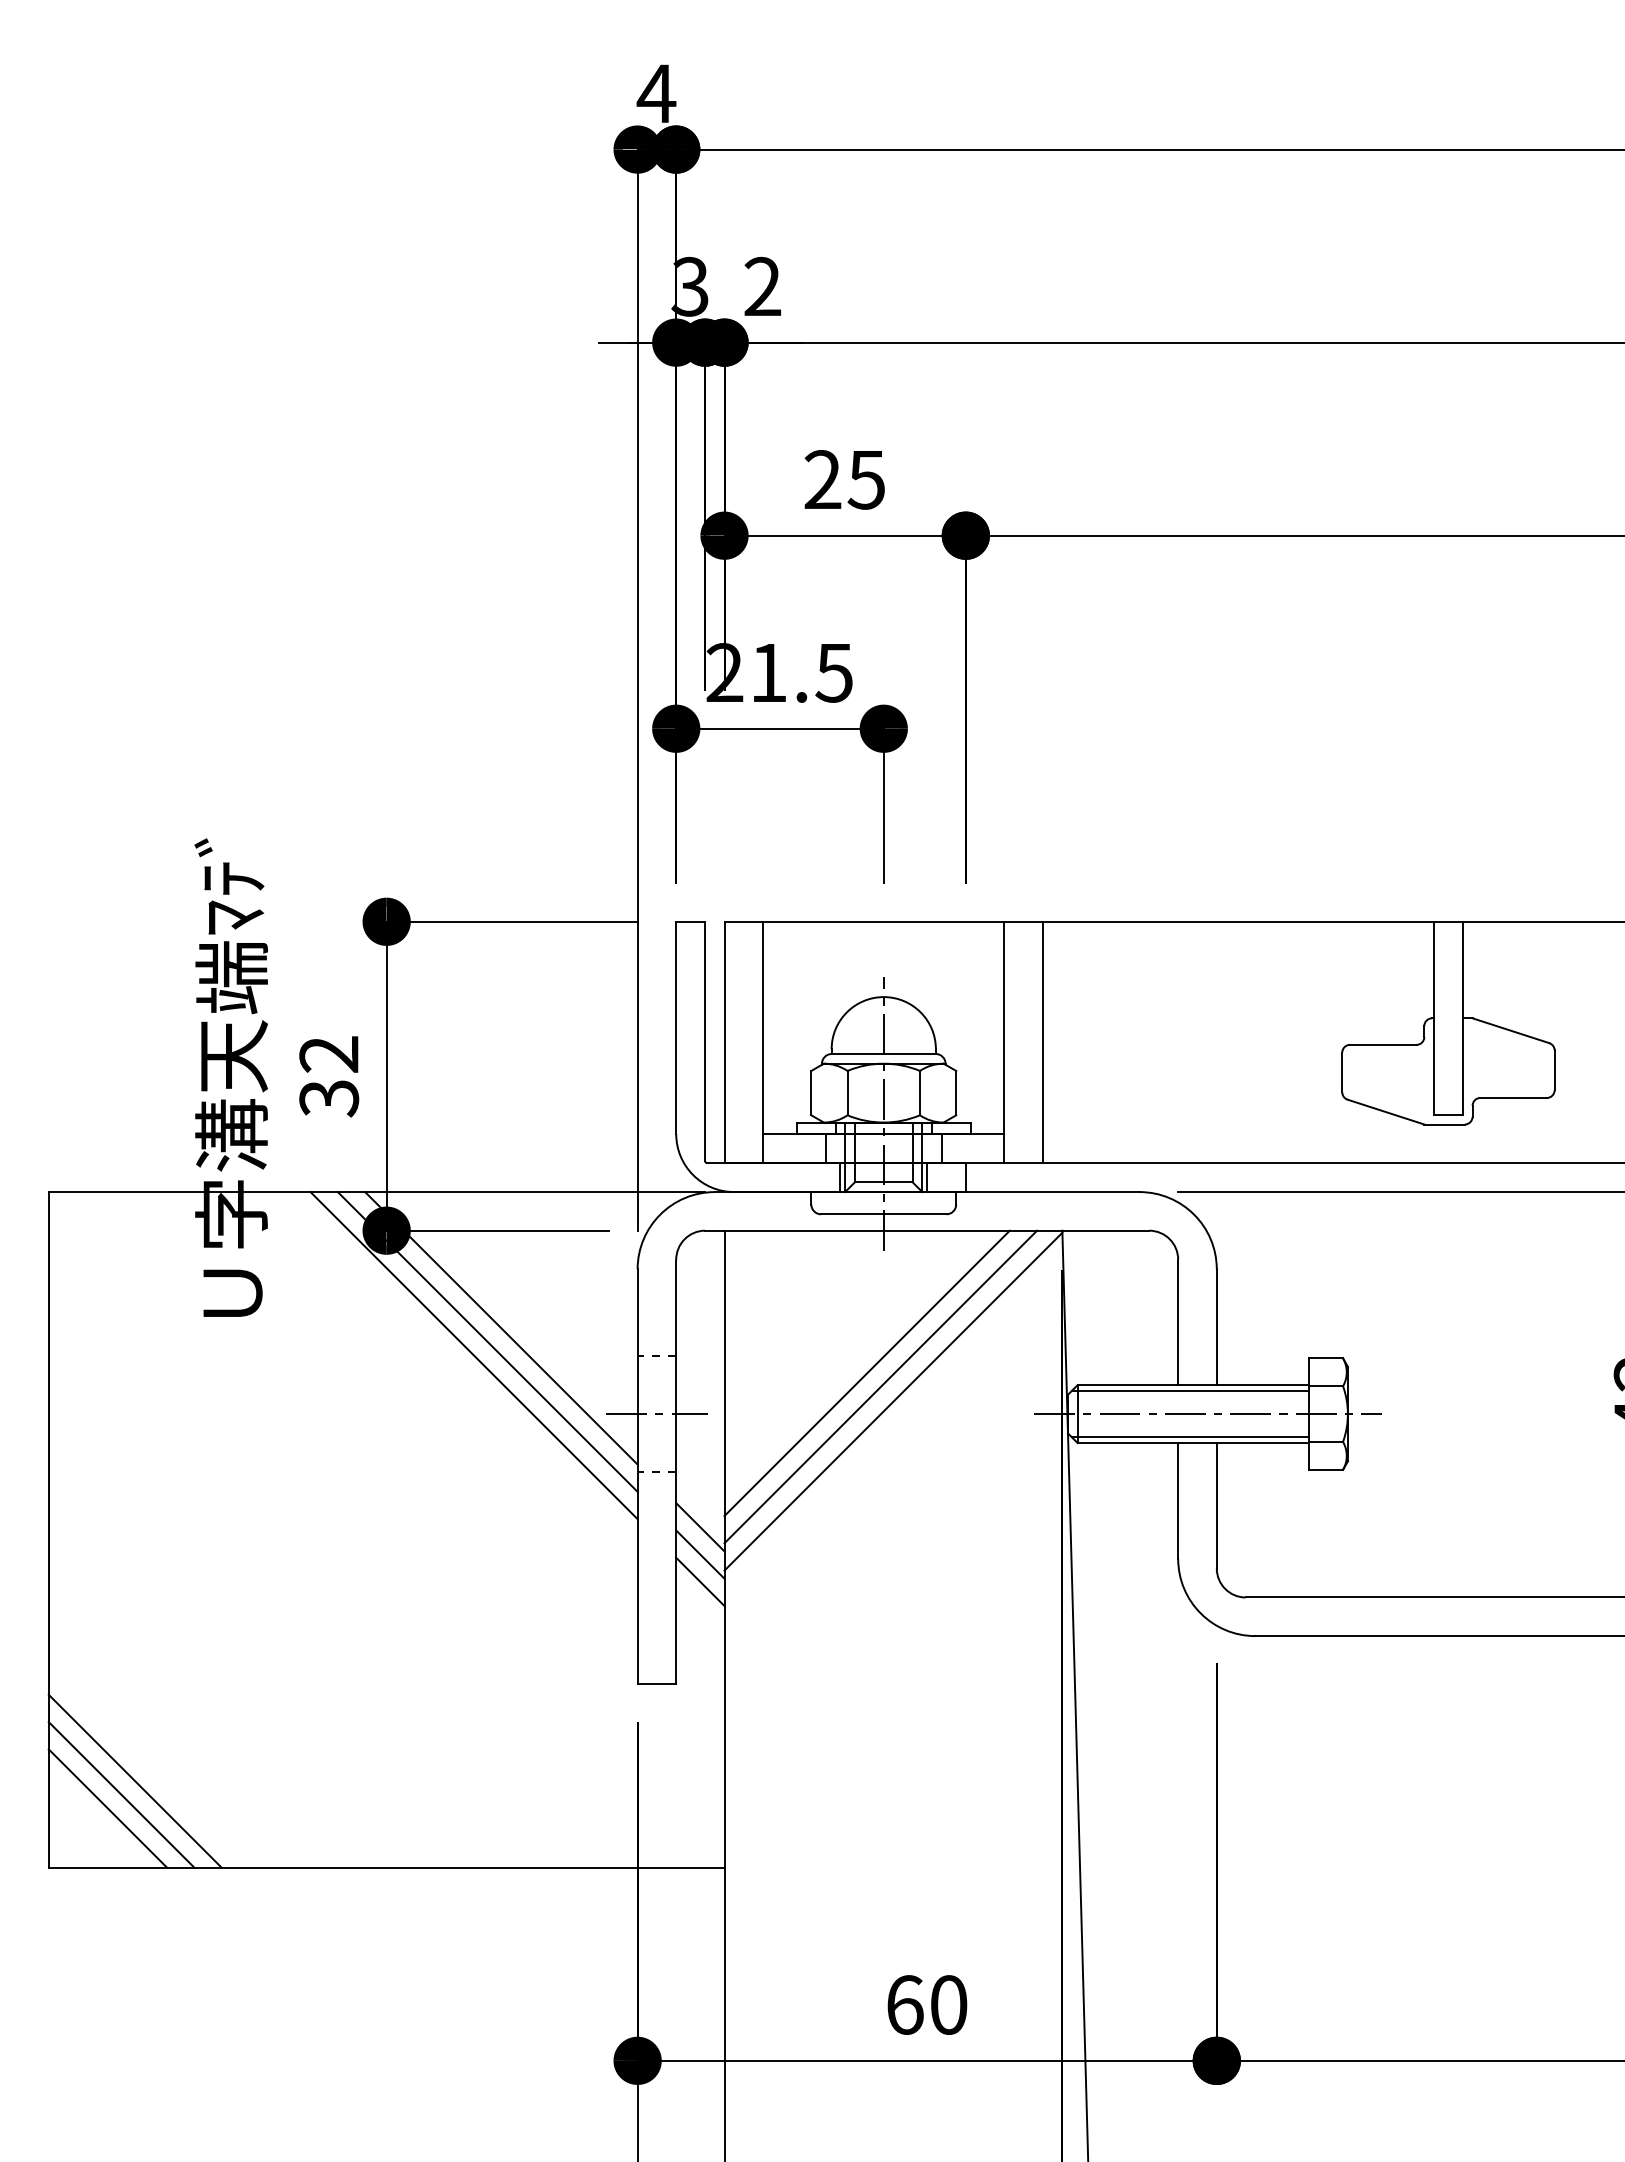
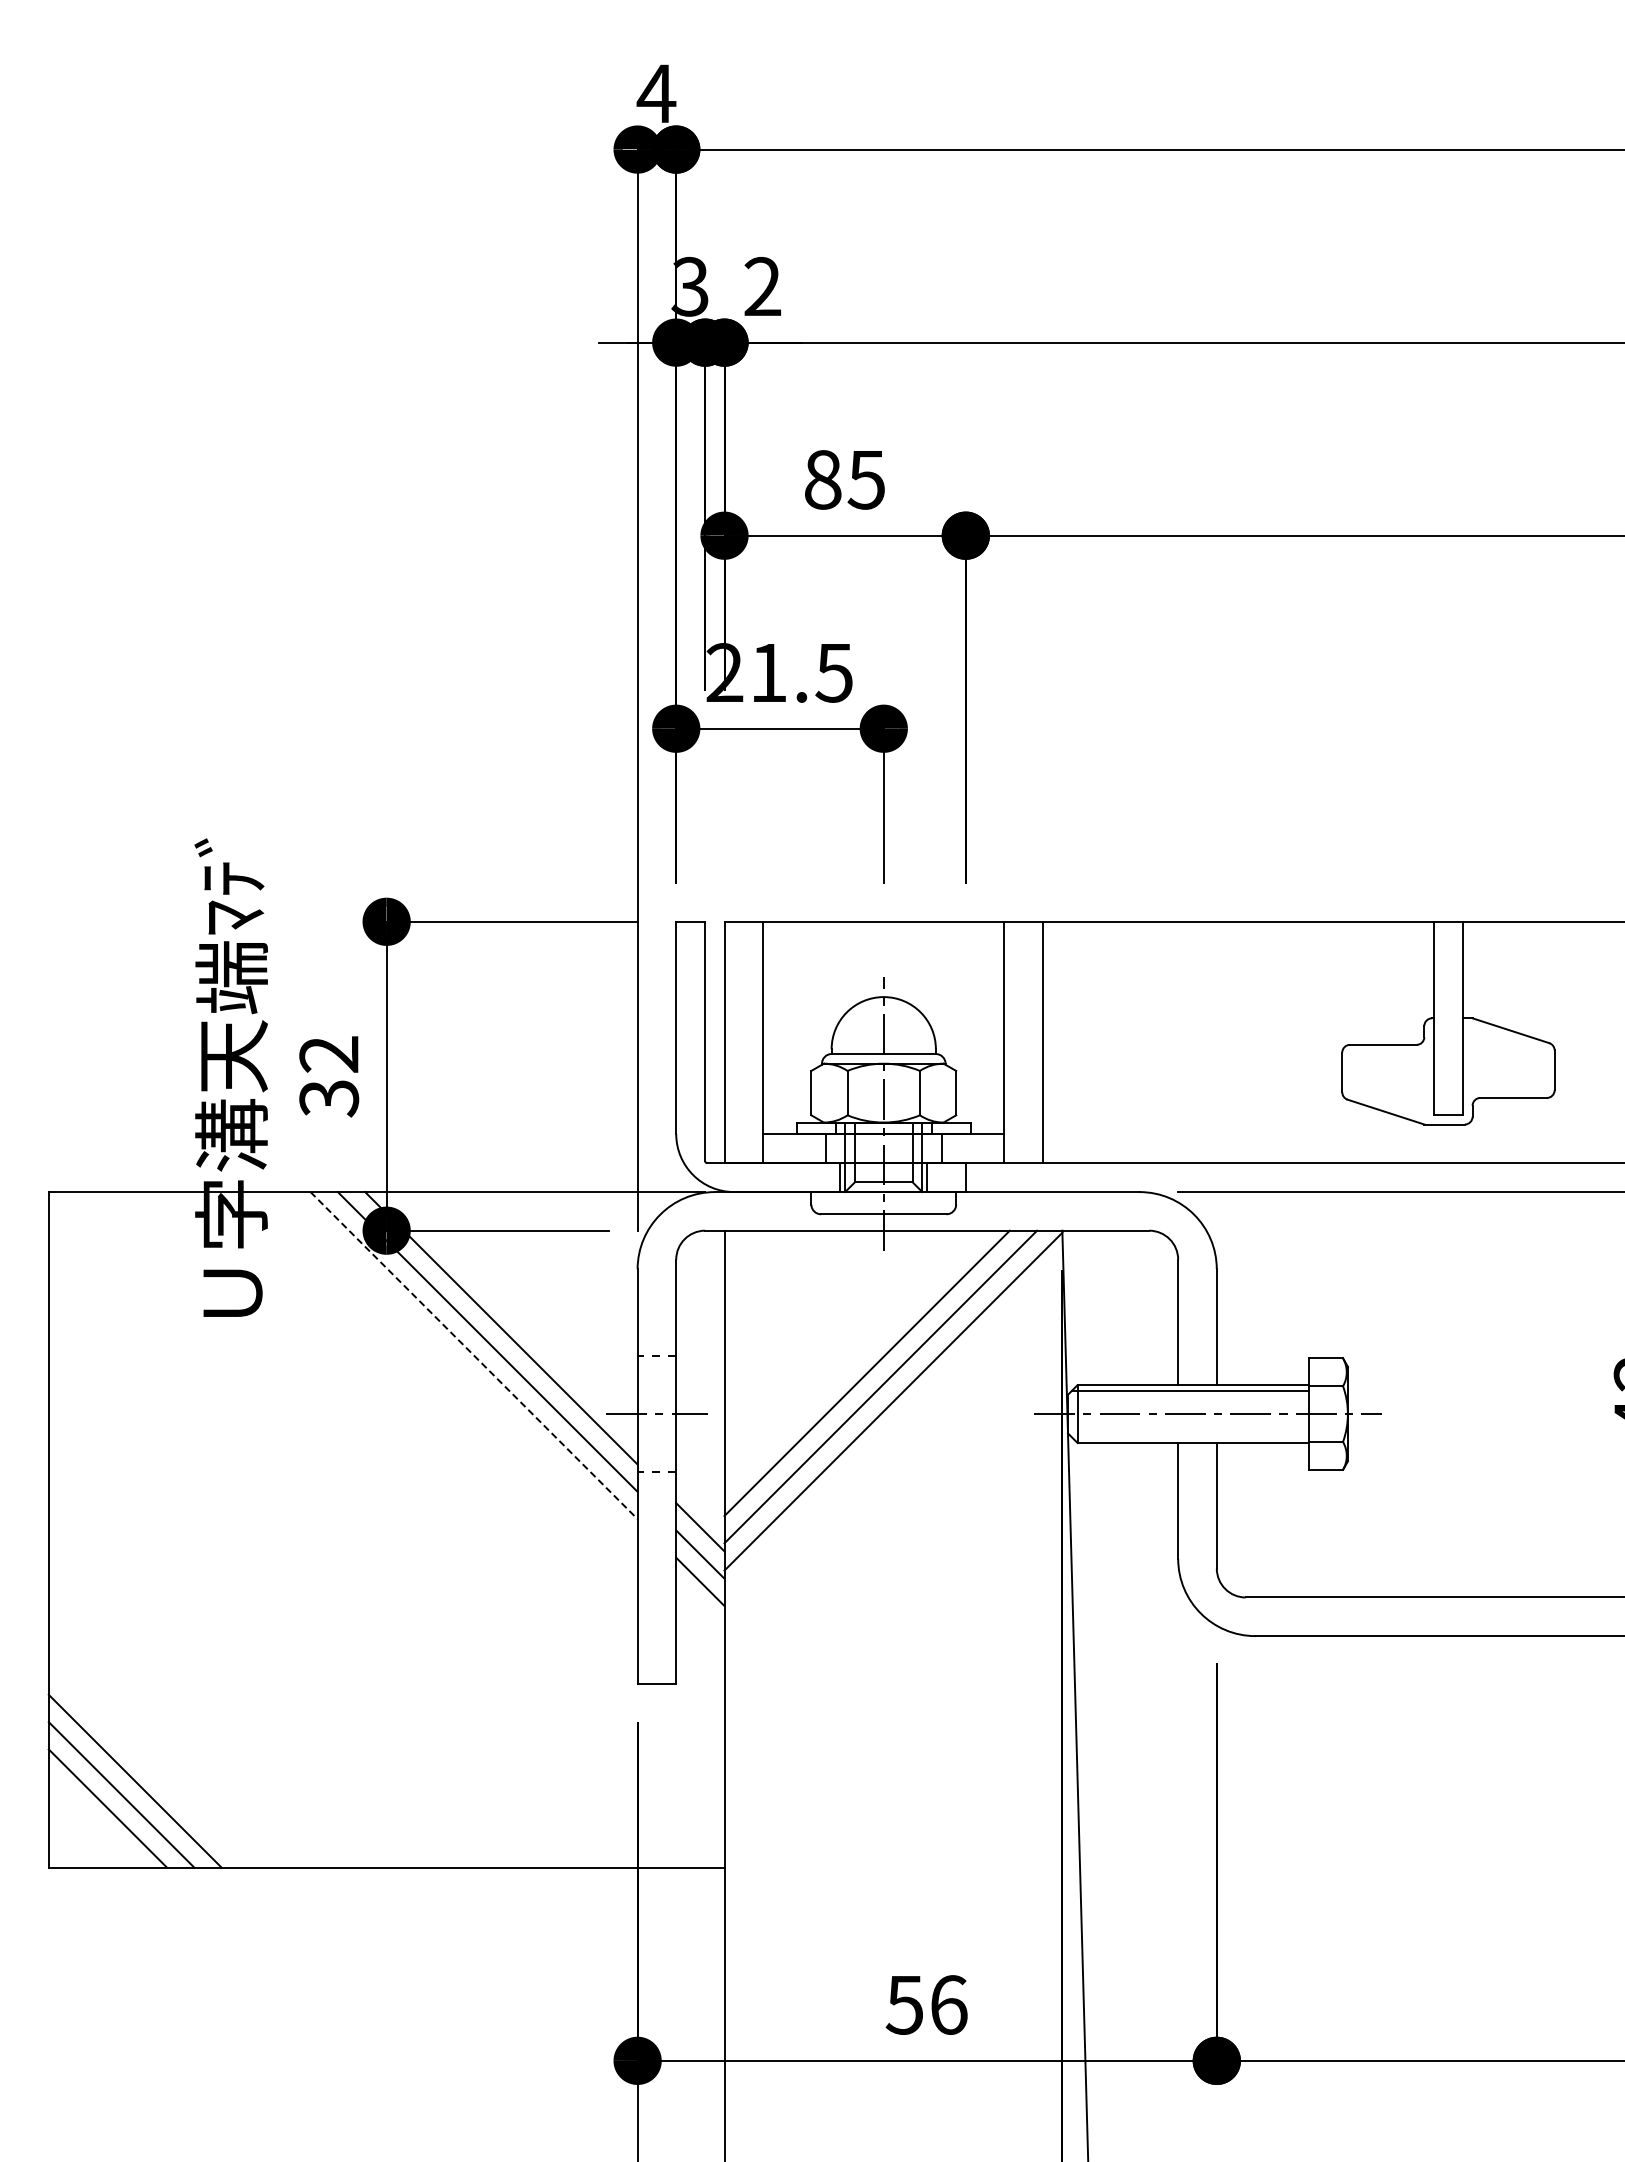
text: 25 -> 85 (822, 479)
line: solid -> dashed (474, 1355)
line: present -> none (1190, 1437)
text: 60 -> 56 (926, 2004)
